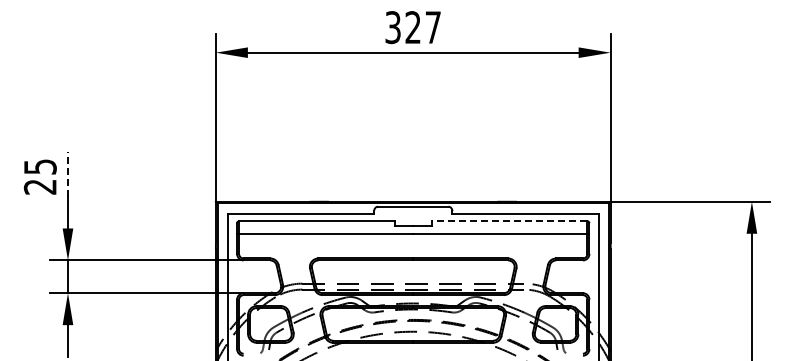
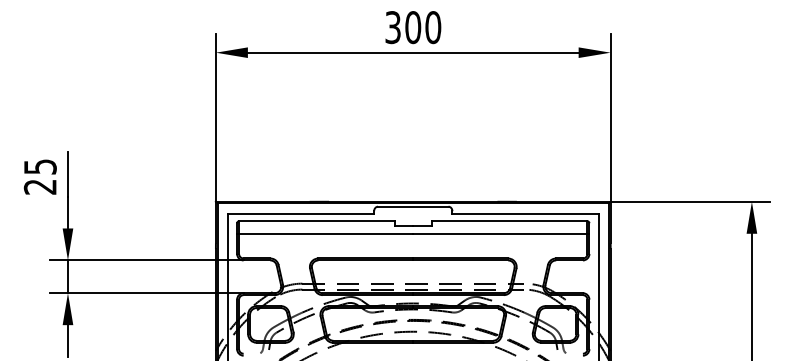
text: 327 -> 300 (423, 27)
line: dashed -> solid (67, 173)
line: dashed -> solid (509, 221)
